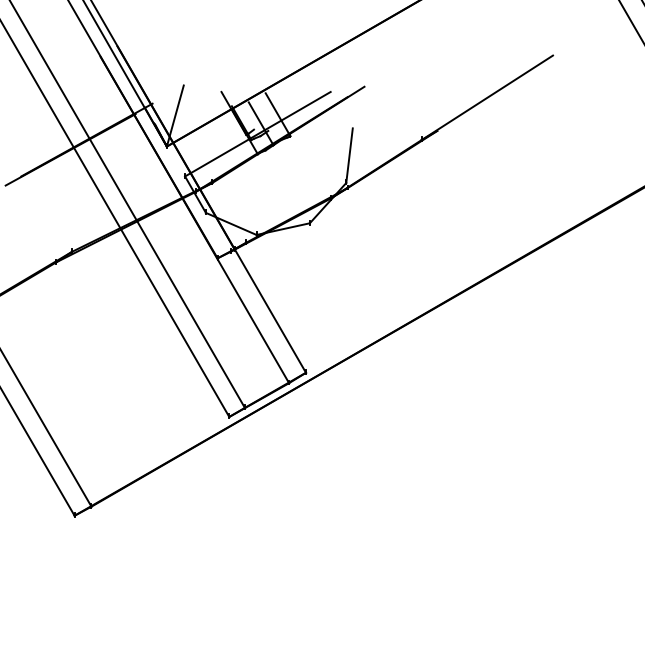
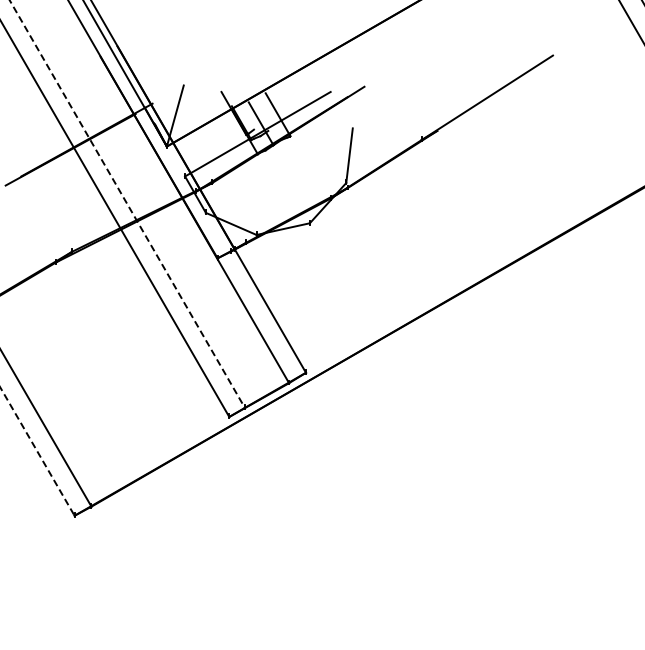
line: solid -> dashed (127, 204)
line: solid -> dashed (37, 451)
